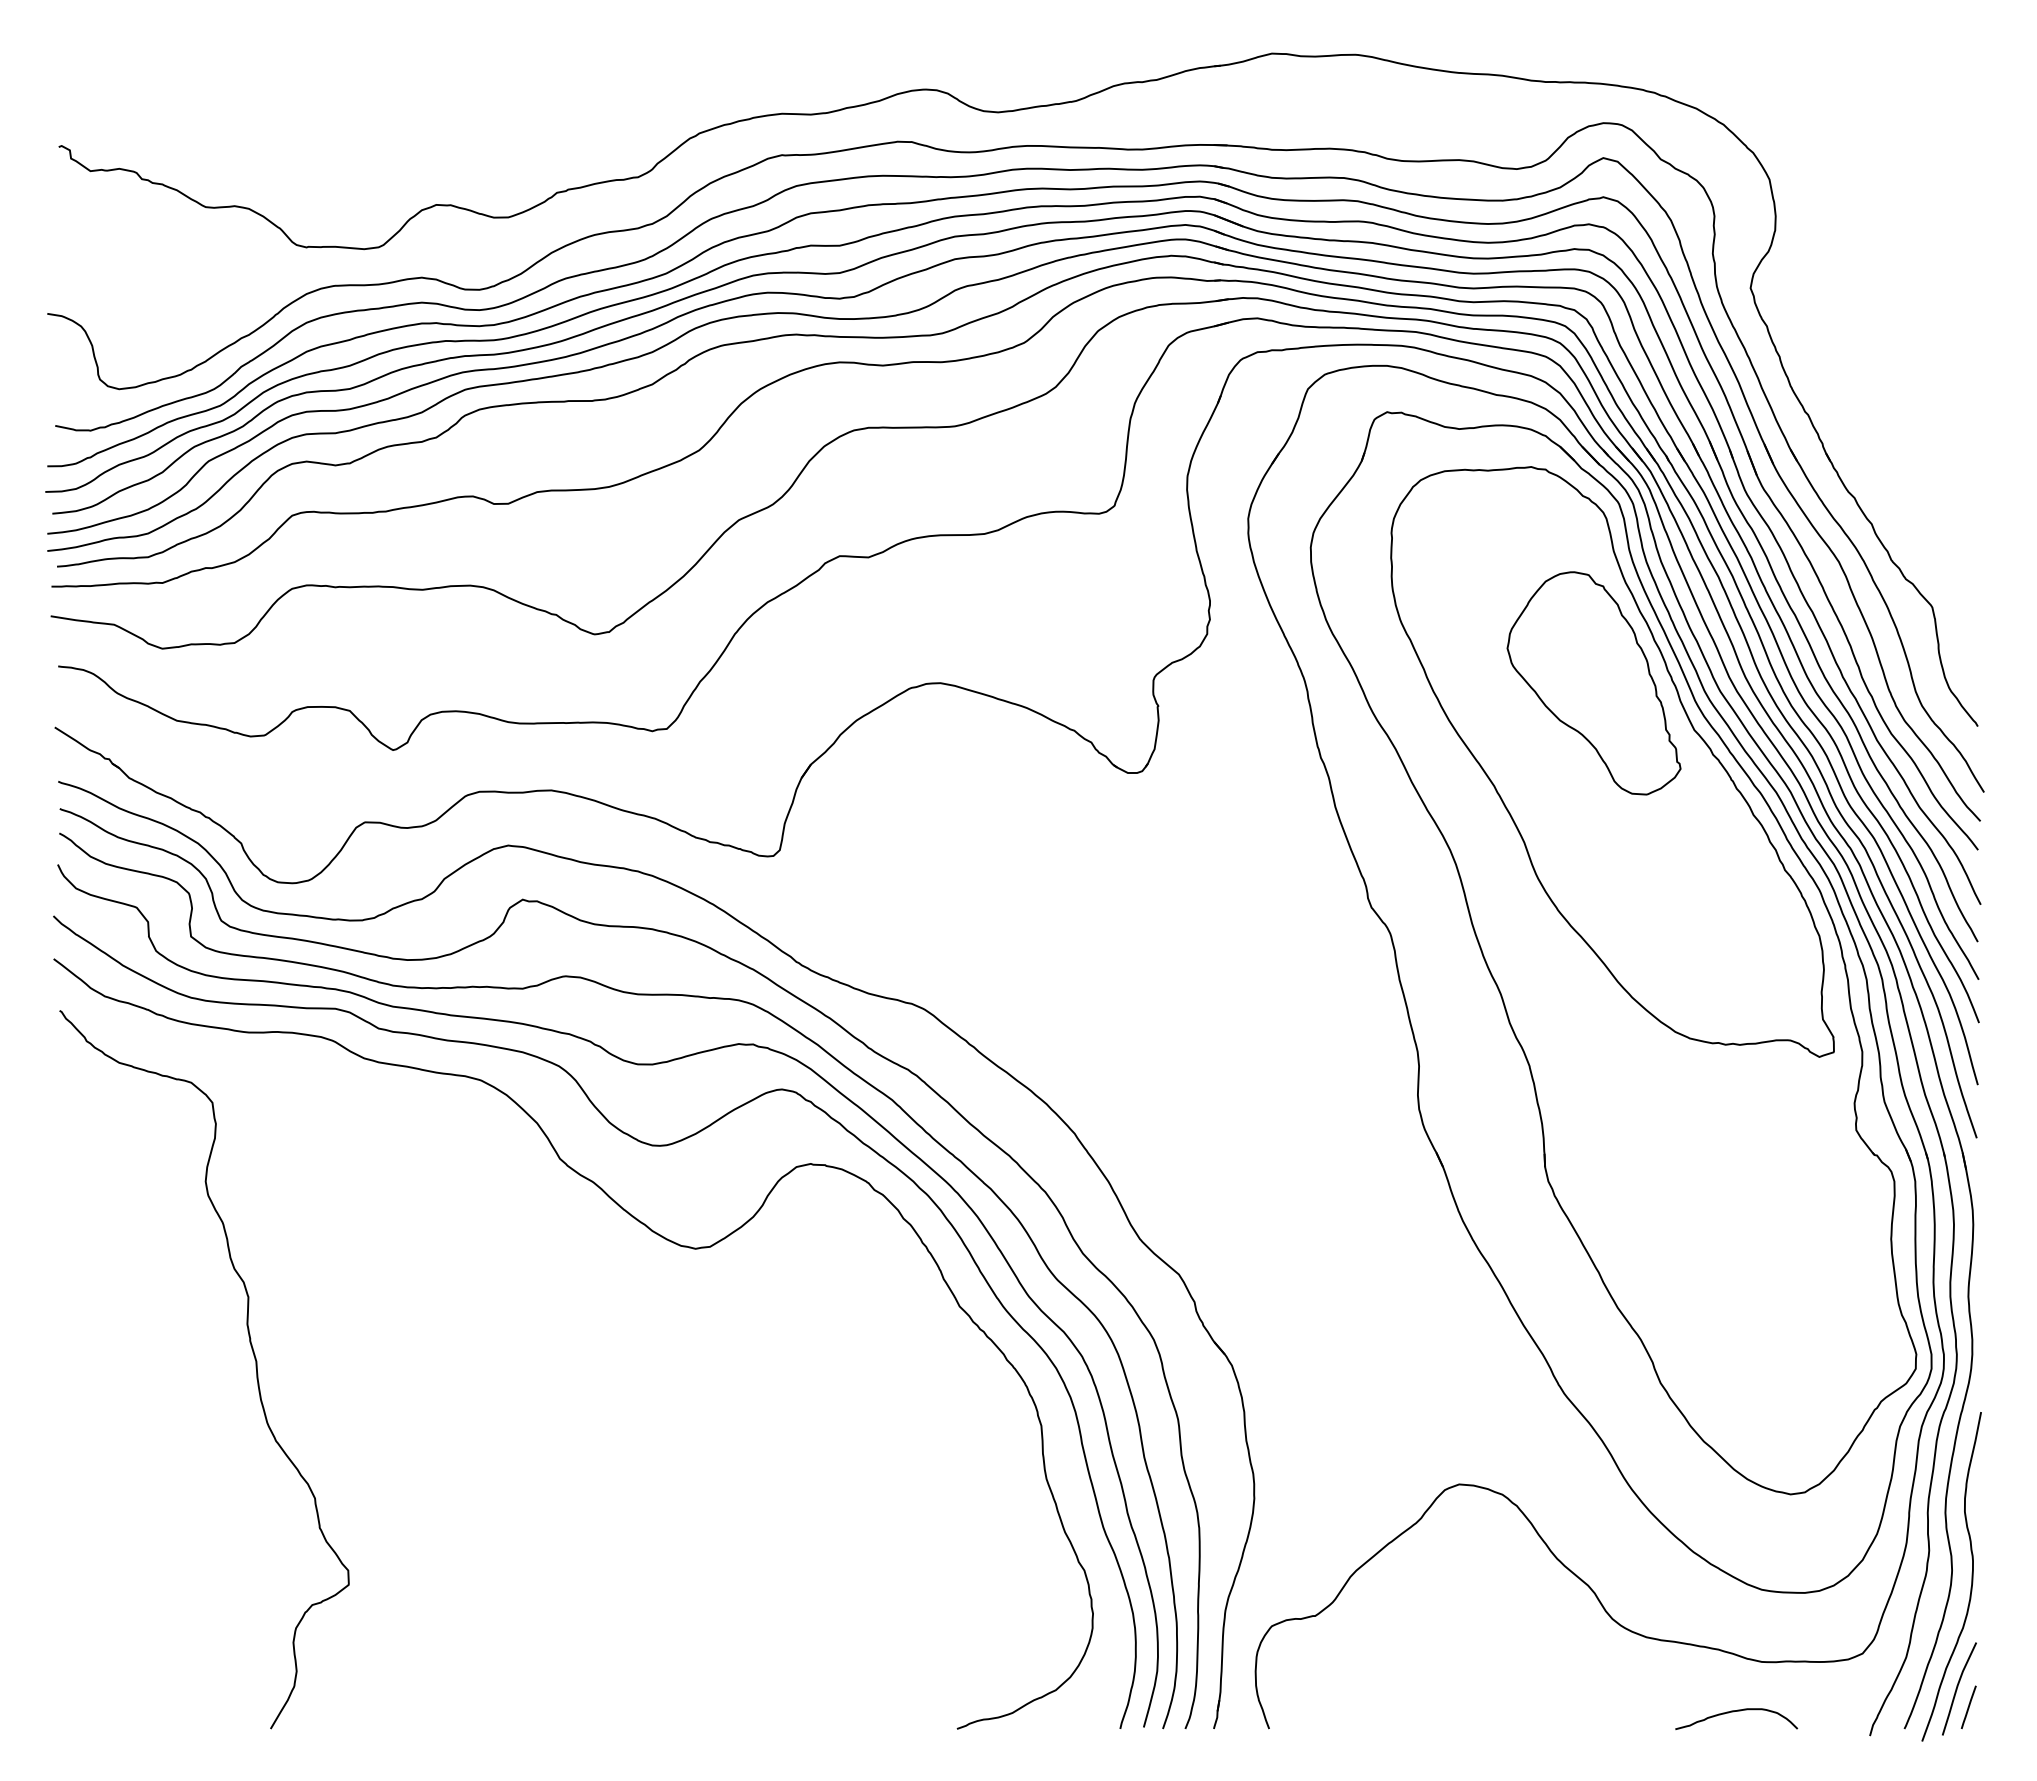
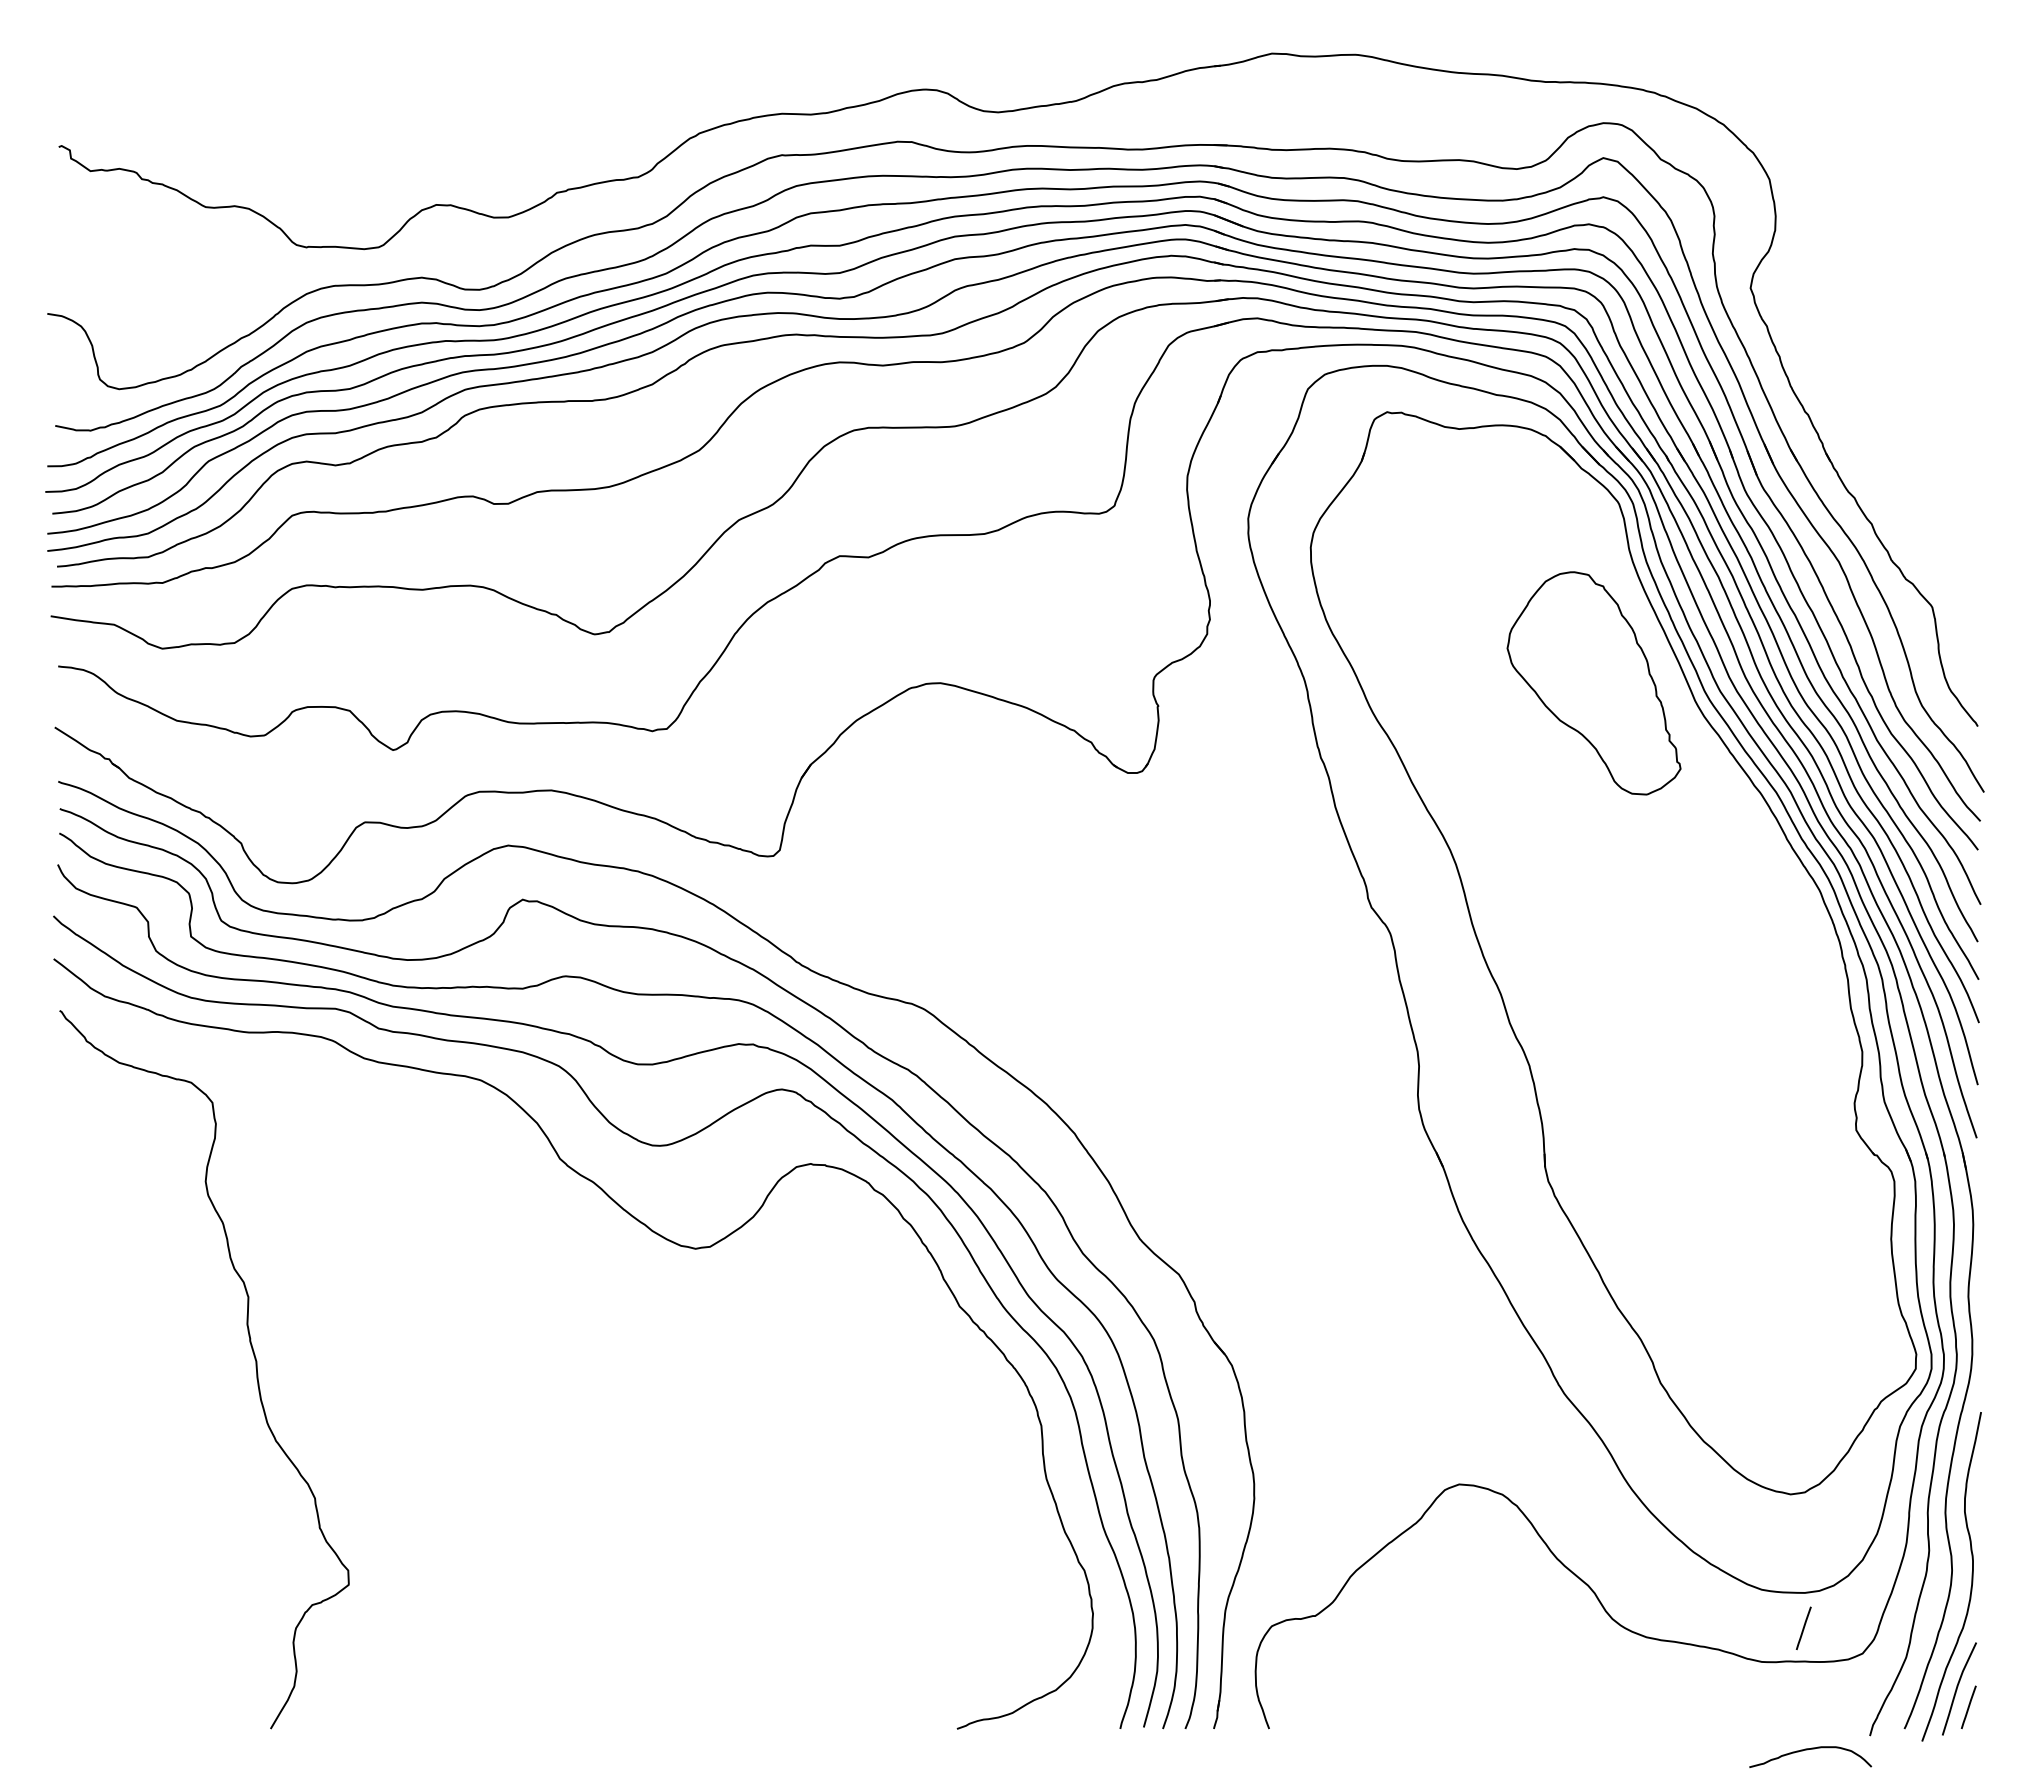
part: present -> none (1612, 761)
line: none -> present (1803, 1628)
curve position: (1733, 1712) -> (1807, 1750) (1807, 1750)
